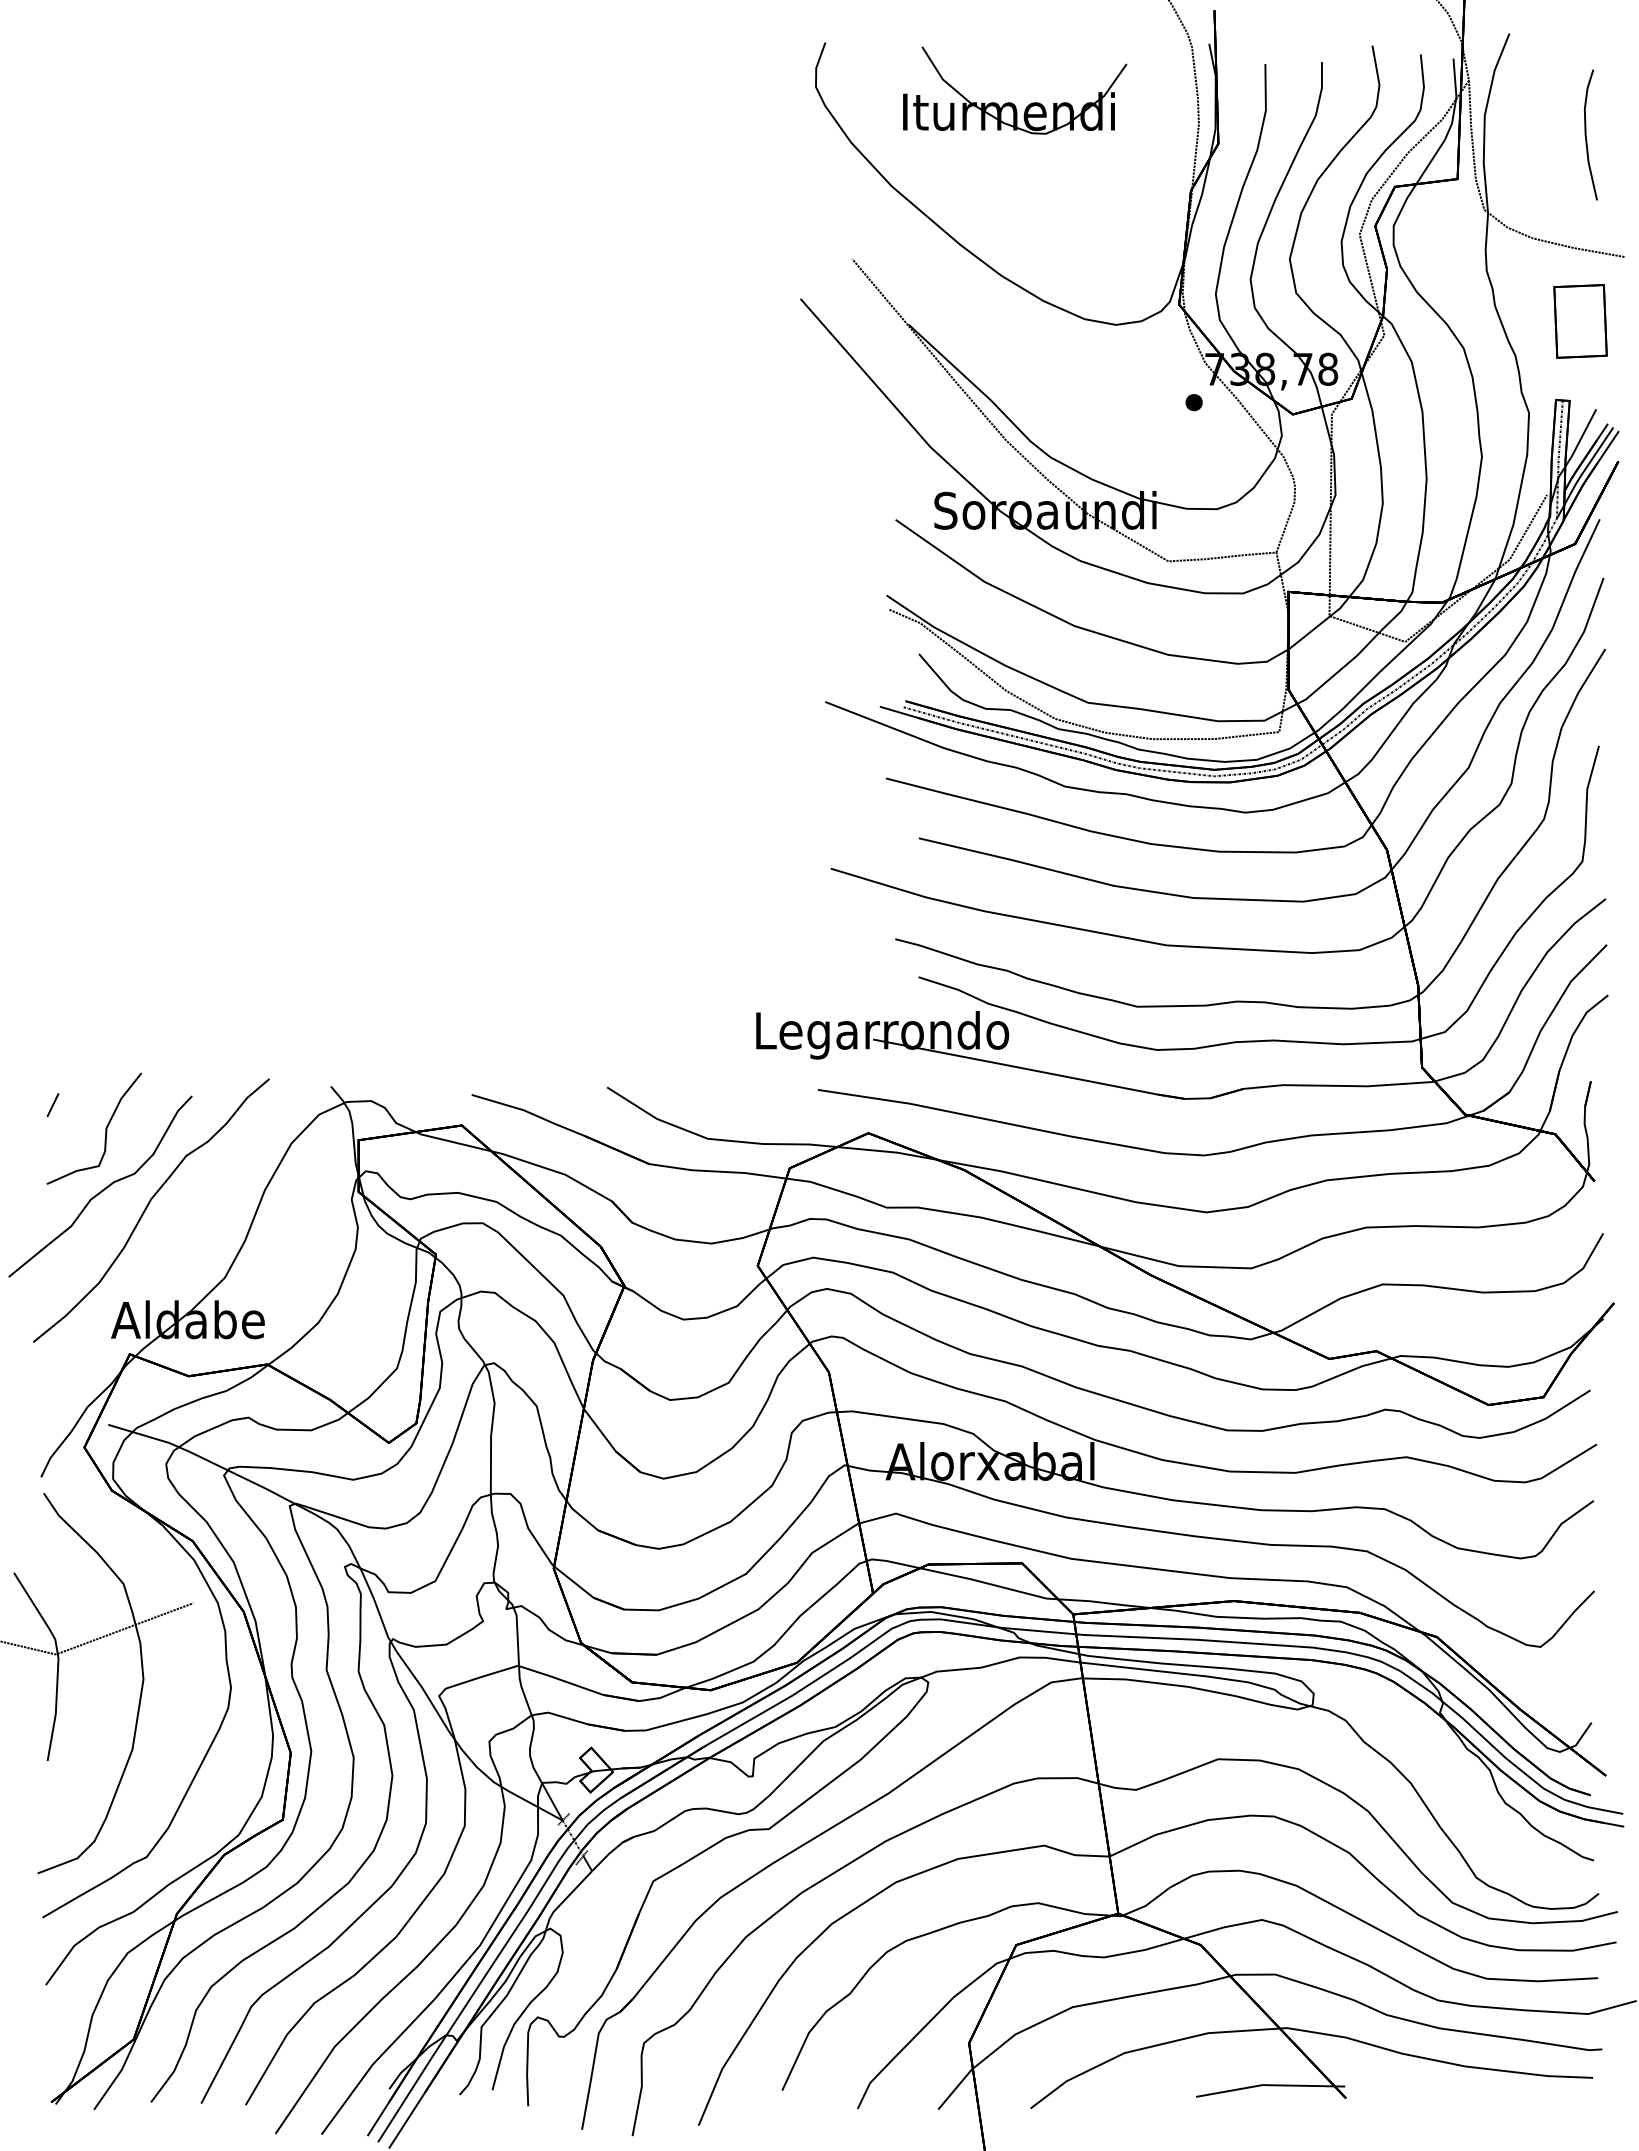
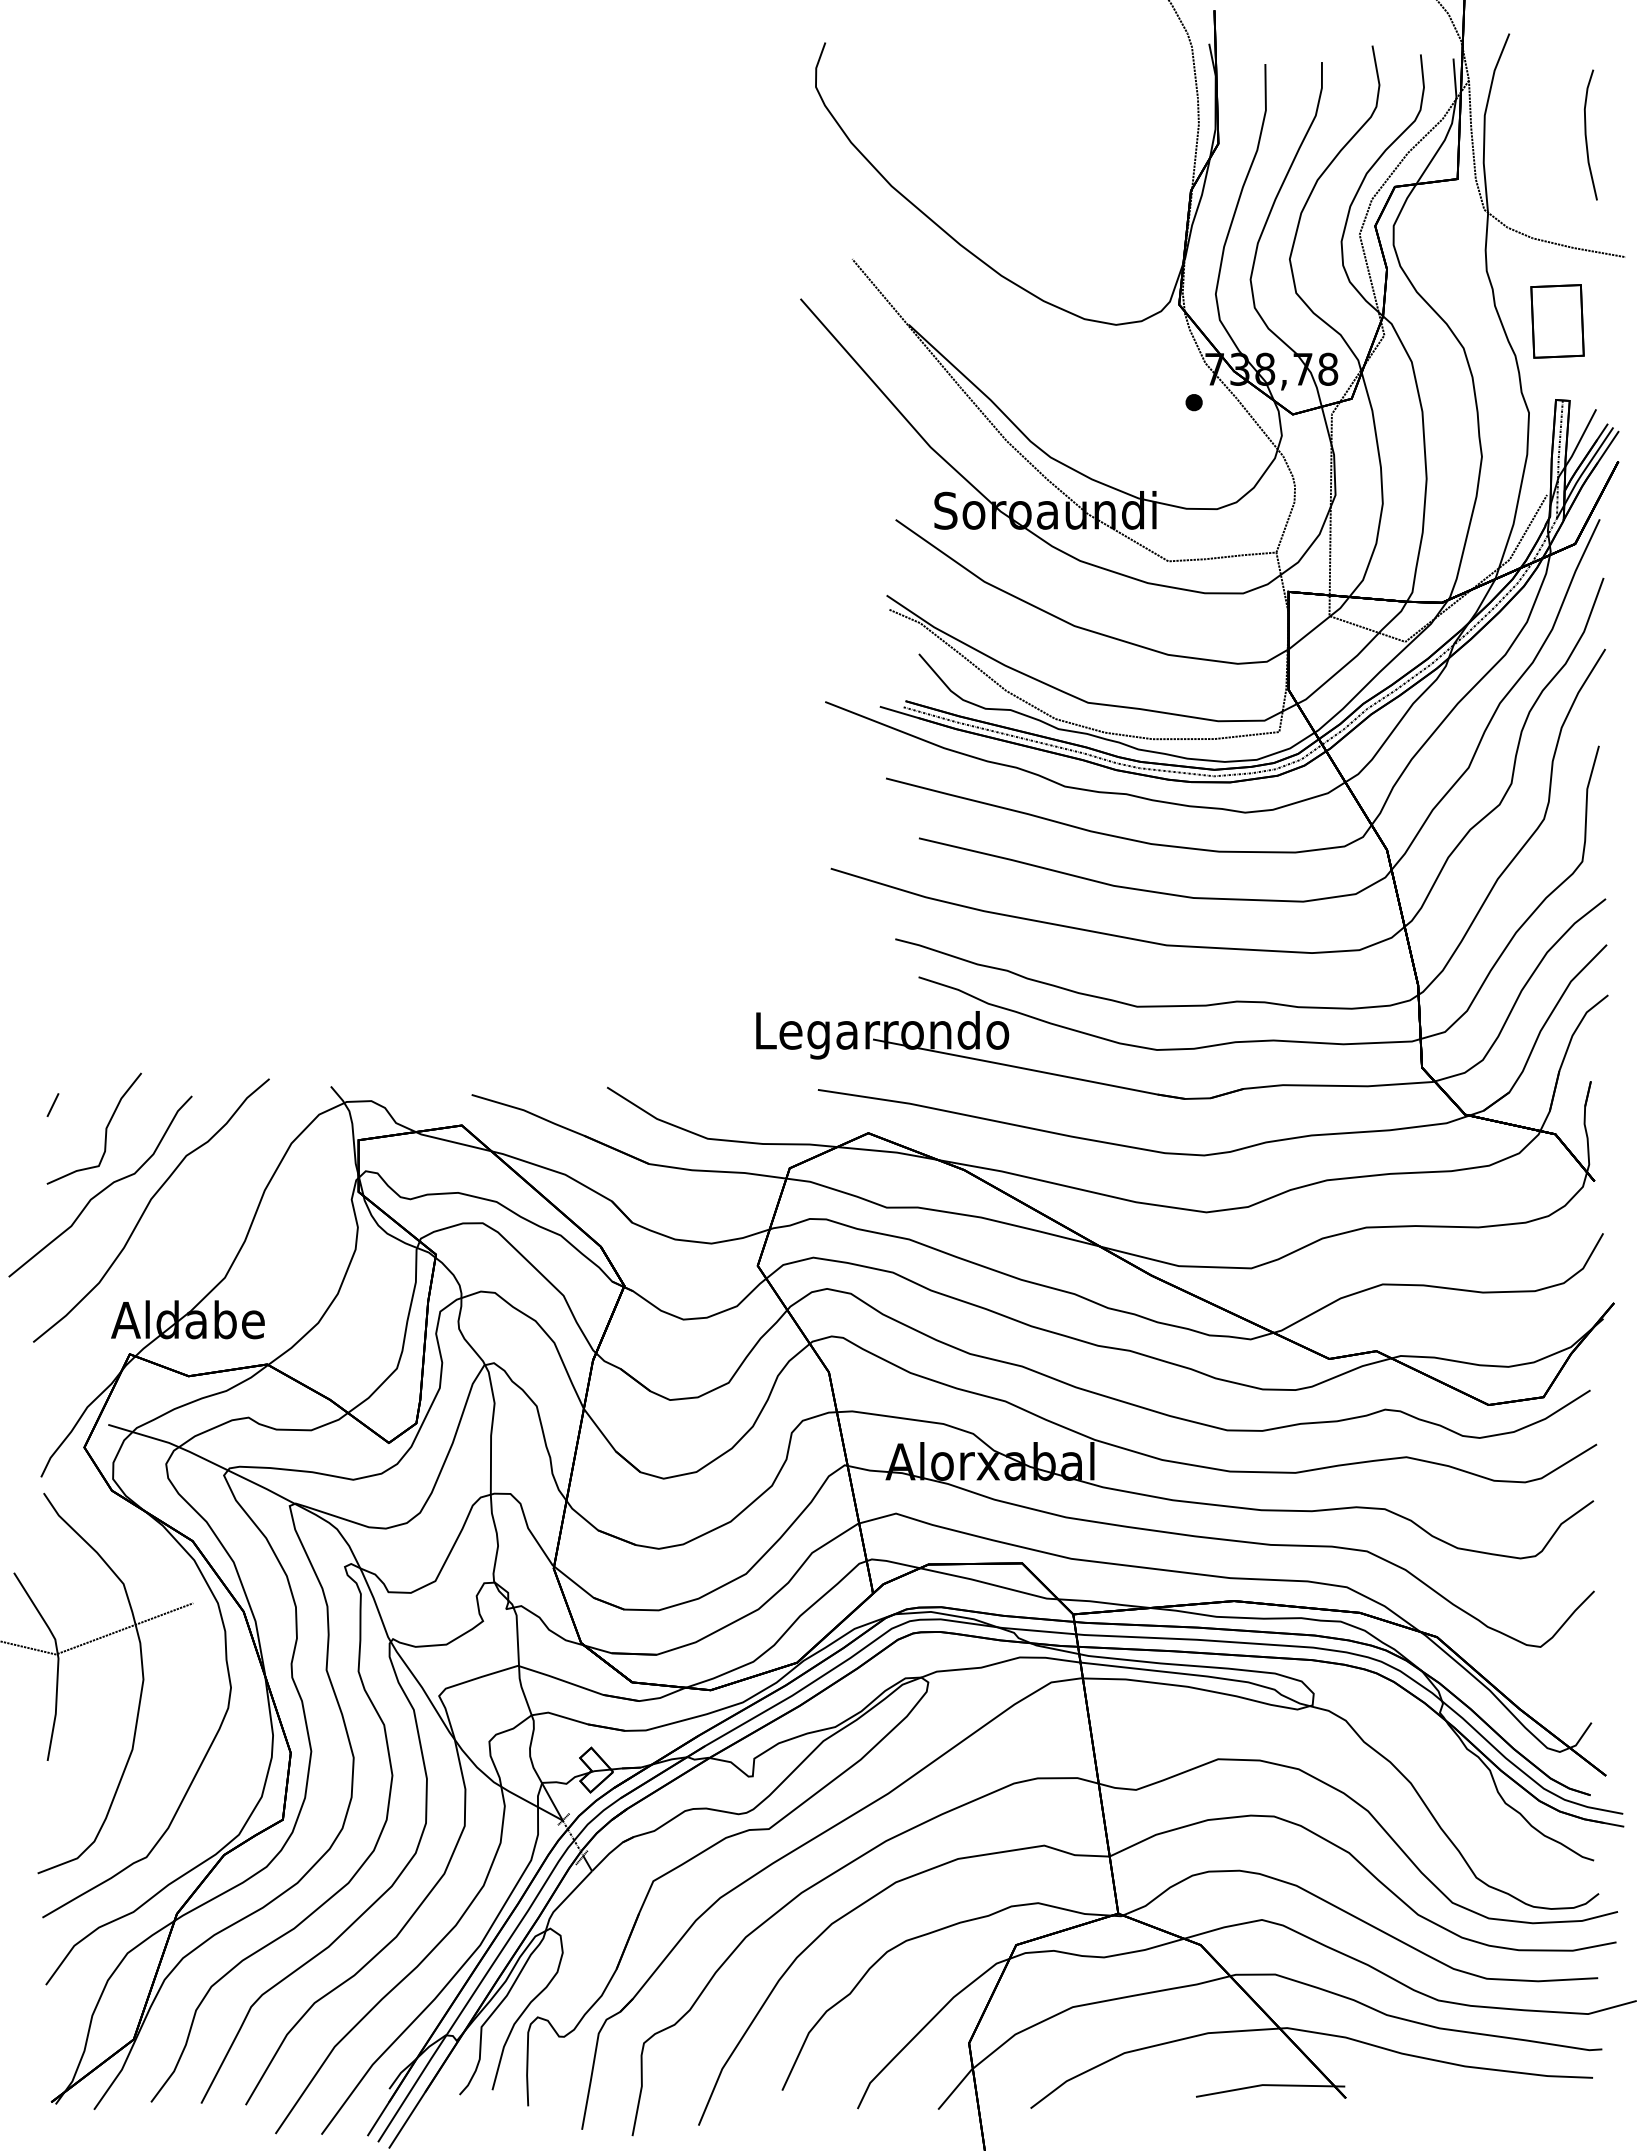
part: present -> none (1011, 102)
part position: (1580, 321) -> (1557, 321) (1557, 321)
